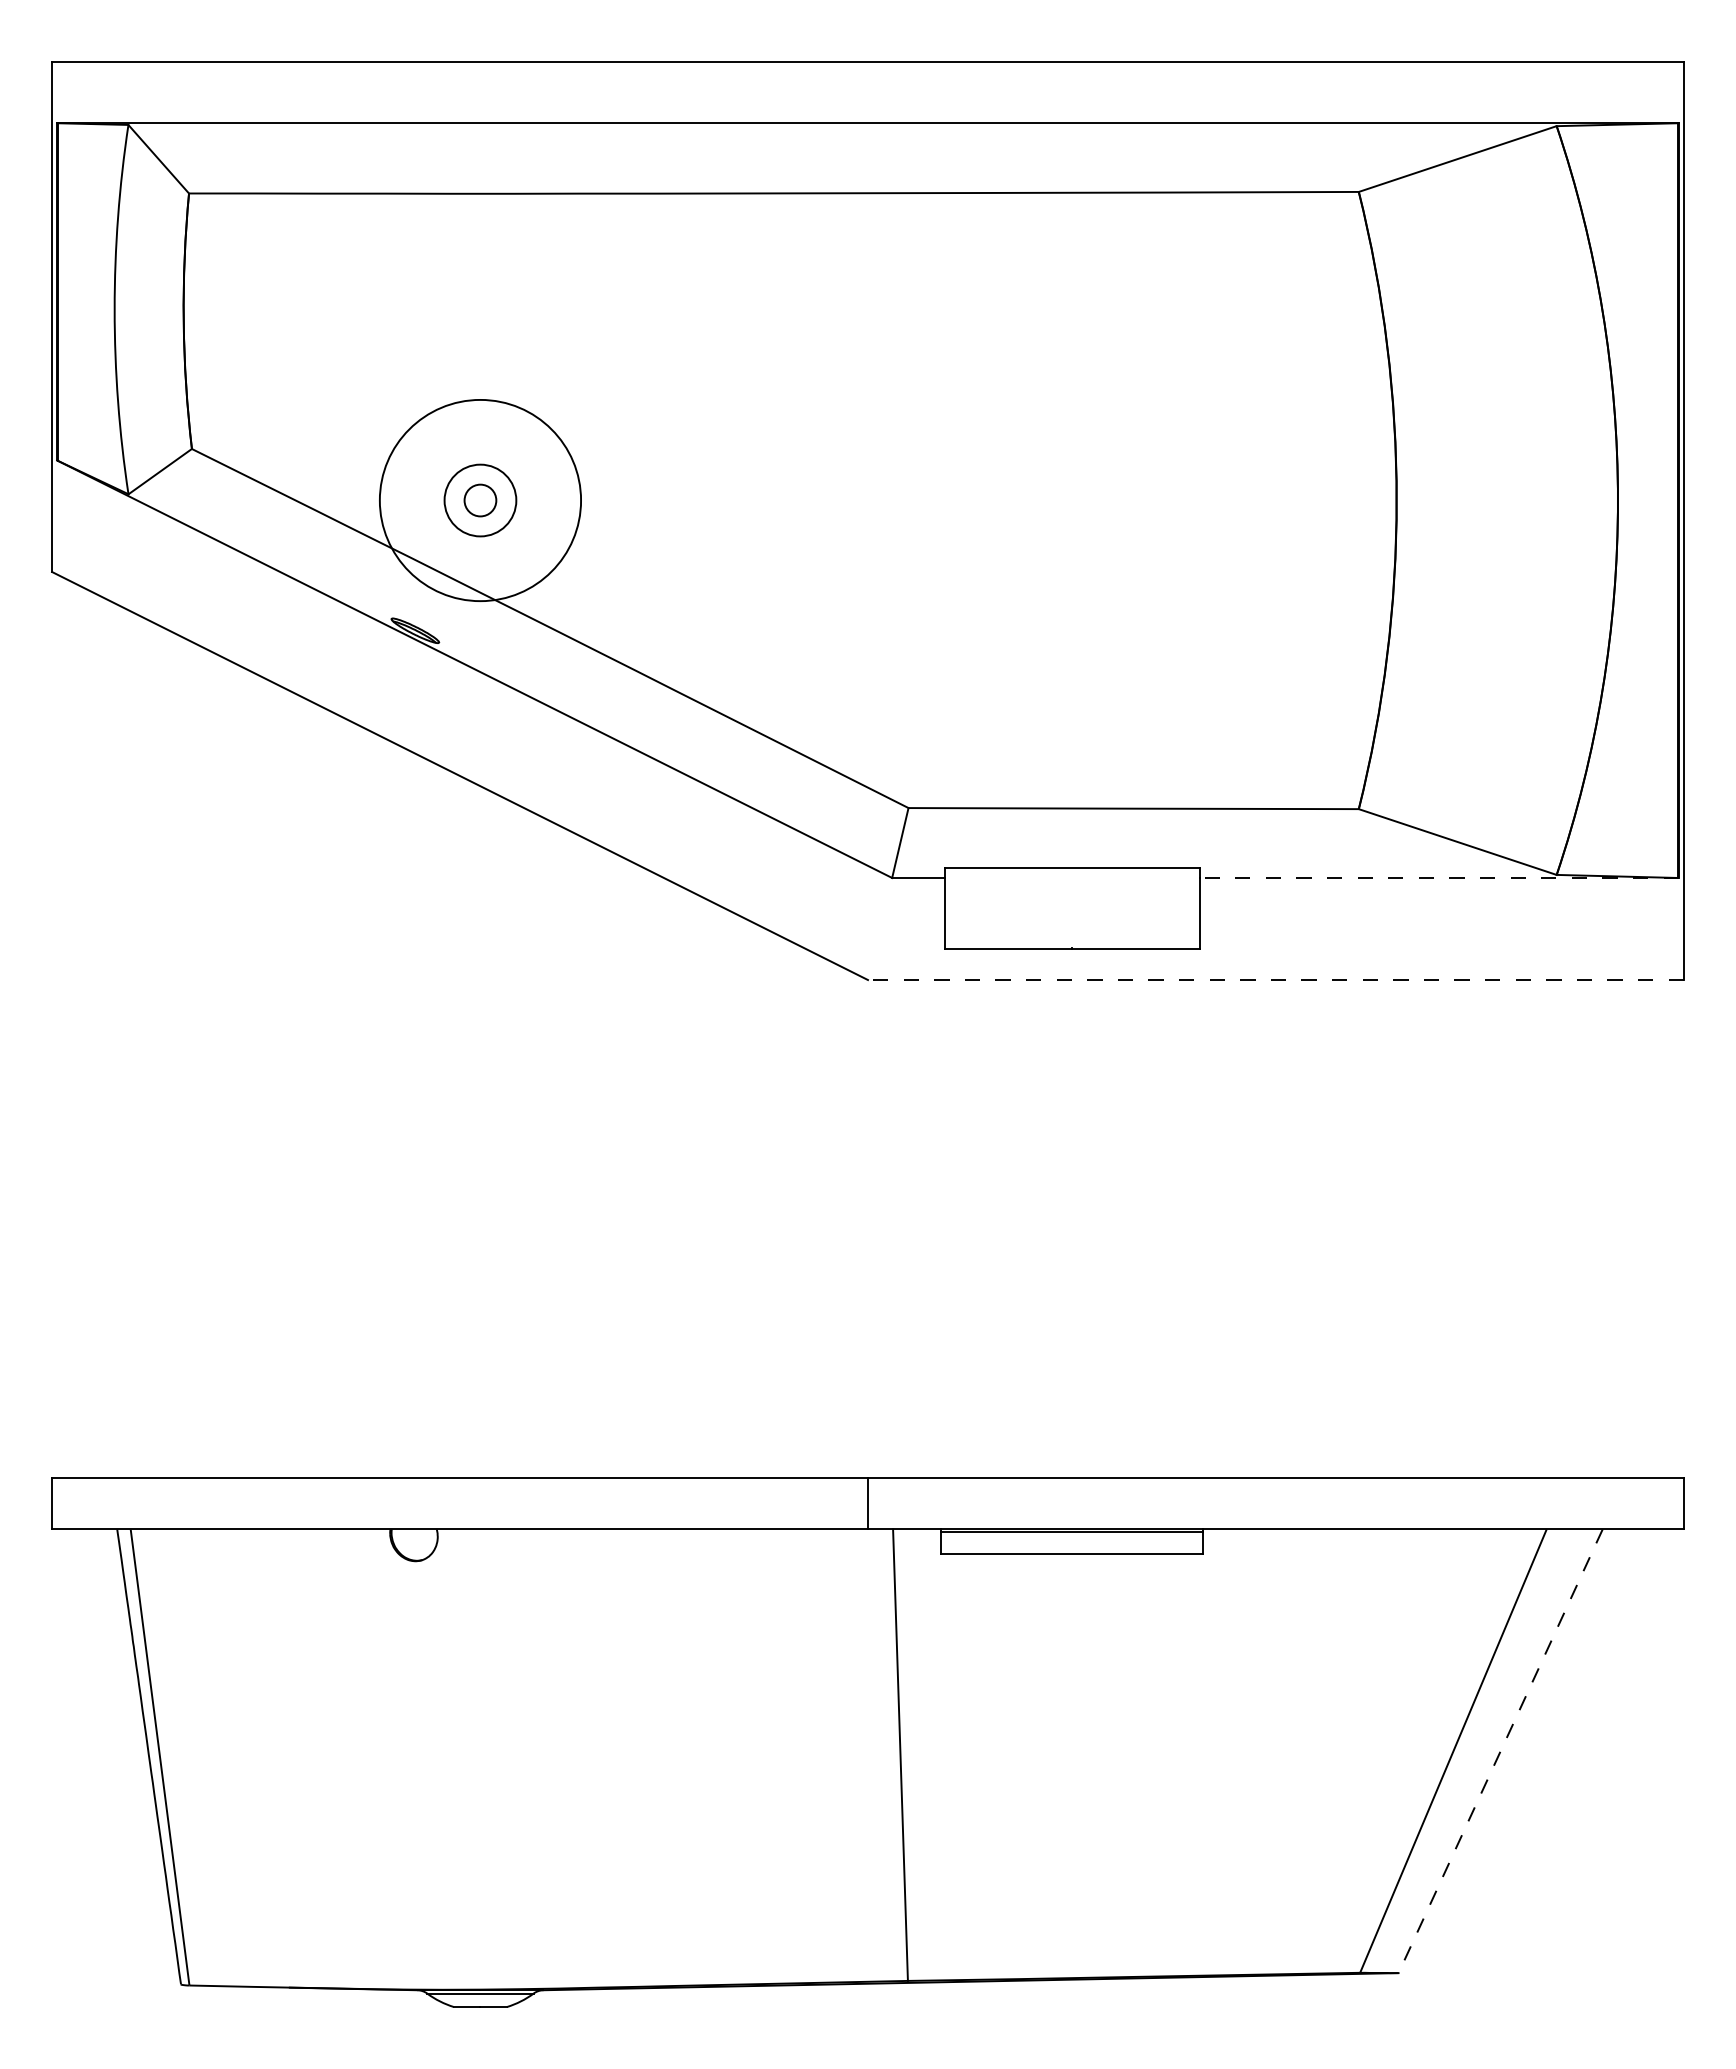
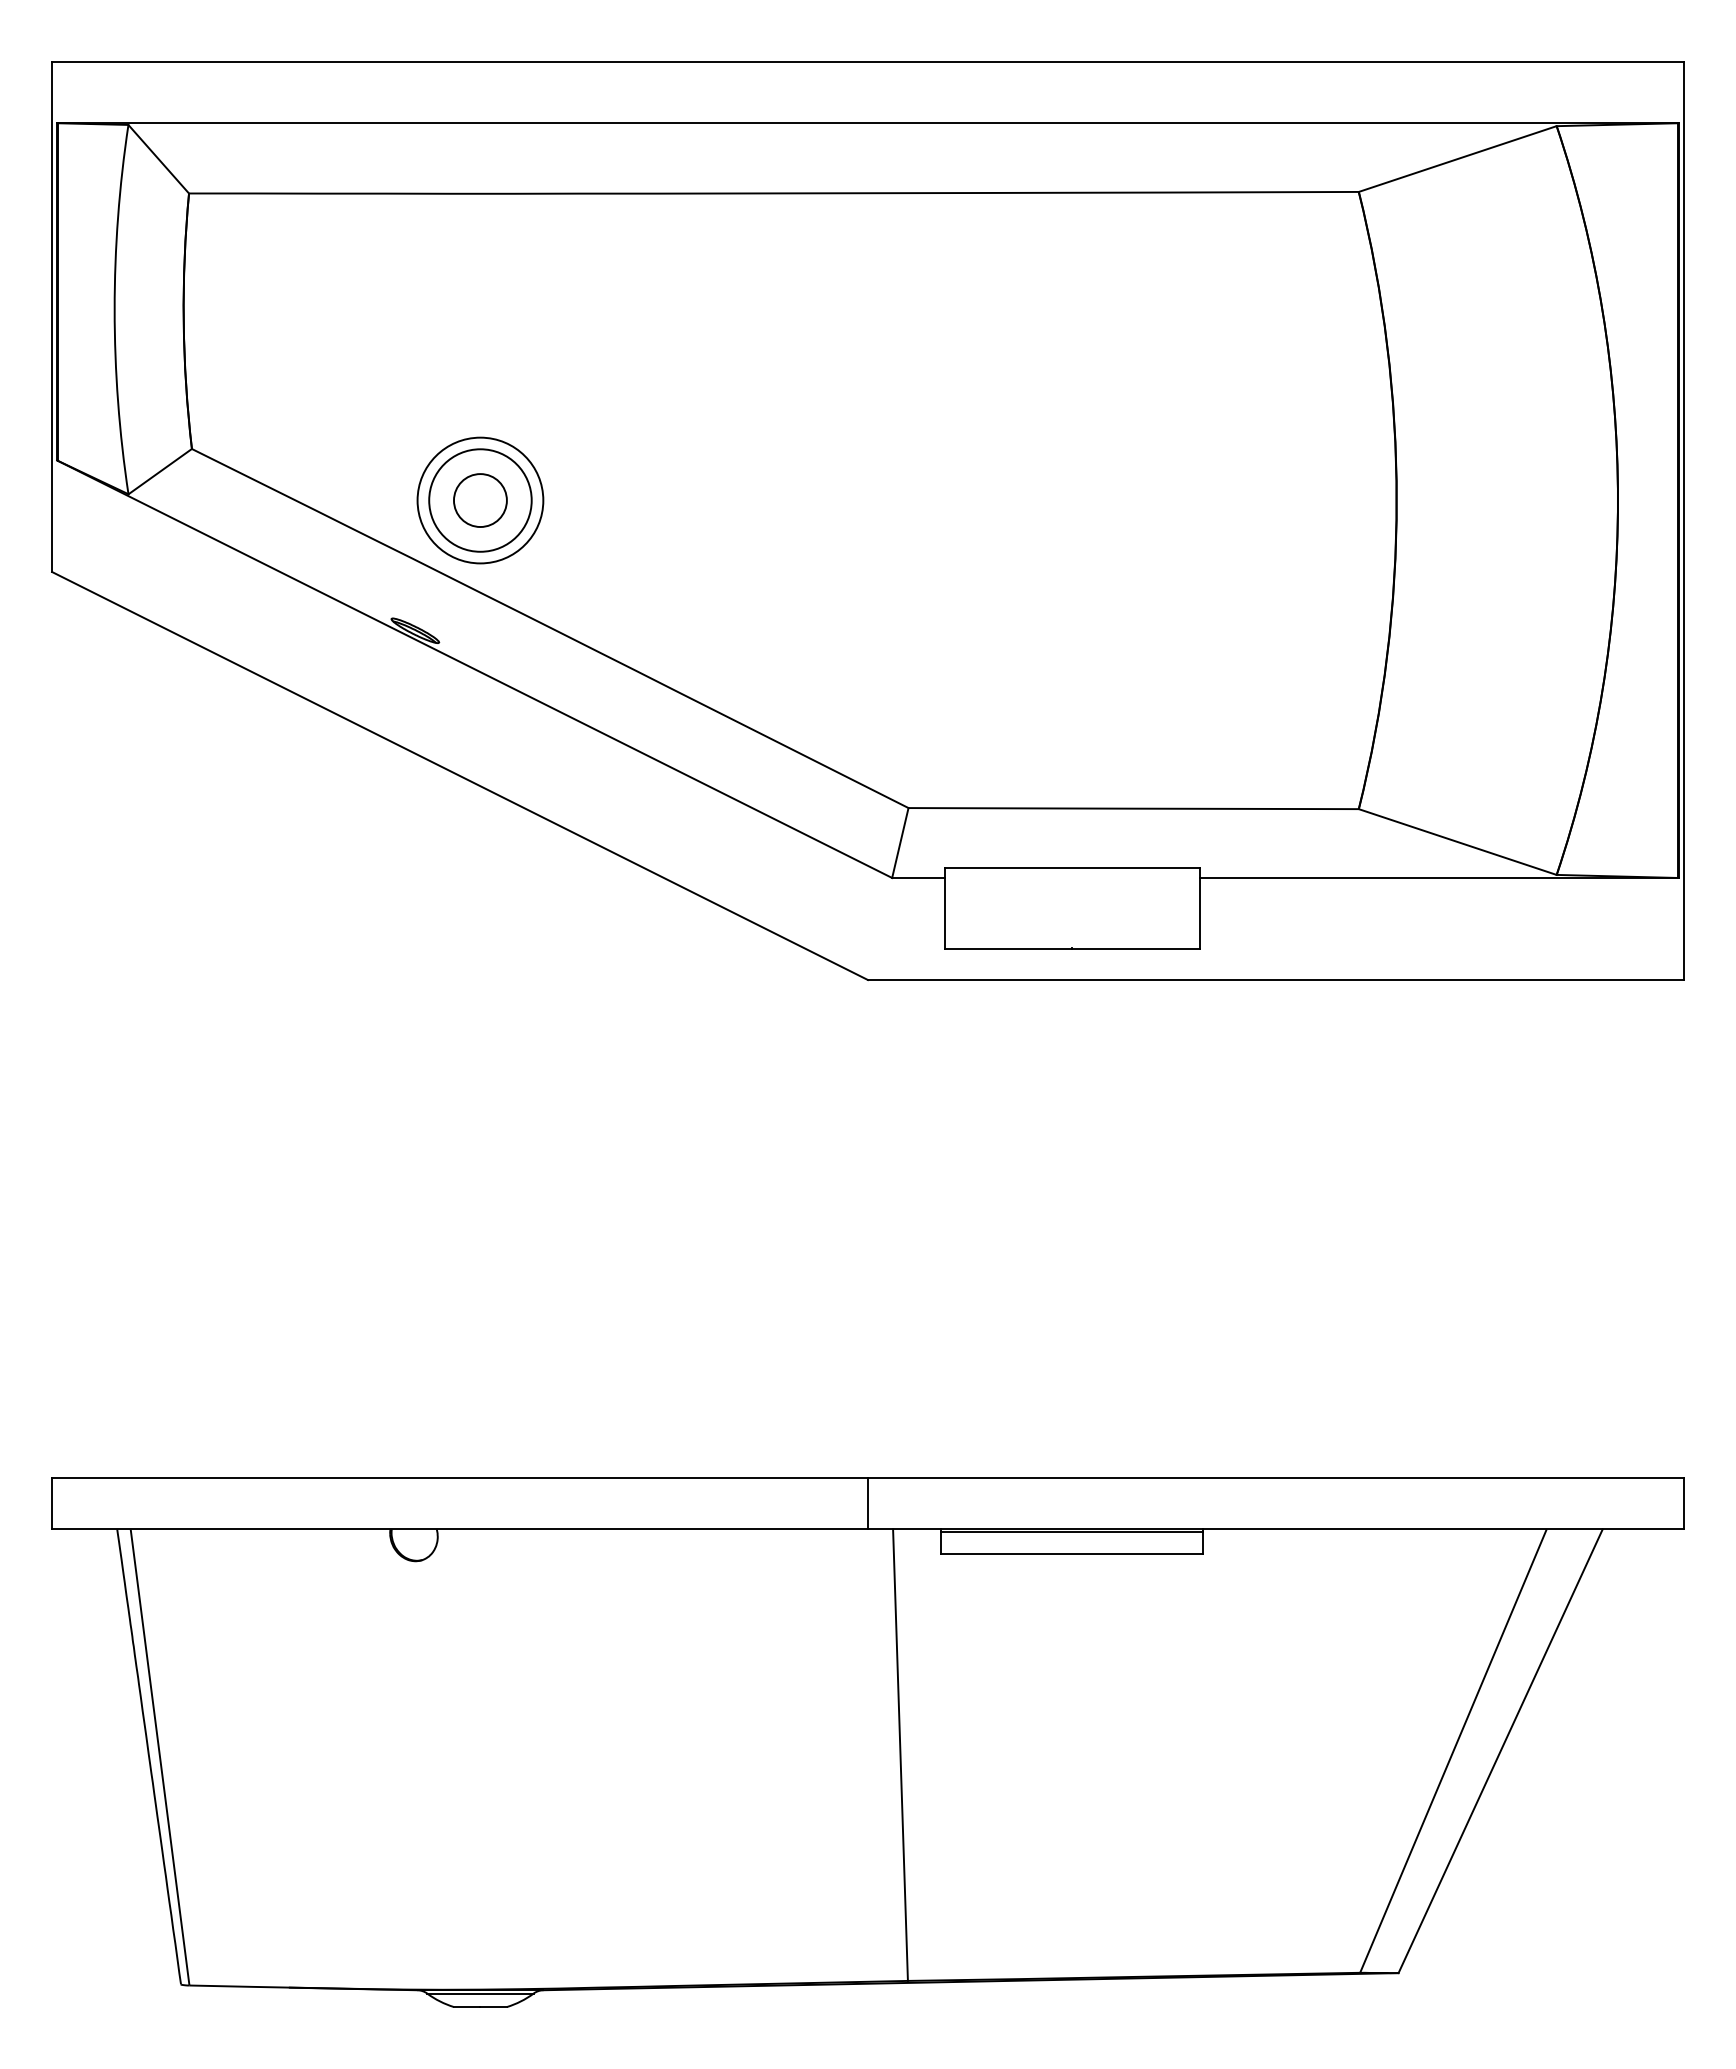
circle diameter: 201 px -> 126 px (480, 500)
circle diameter: 32 px -> 53 px (479, 500)
circle diameter: 72 px -> 103 px (480, 500)
line: dashed -> solid (1439, 877)
line: dashed -> solid (1275, 980)
line: dashed -> solid (1500, 1751)
